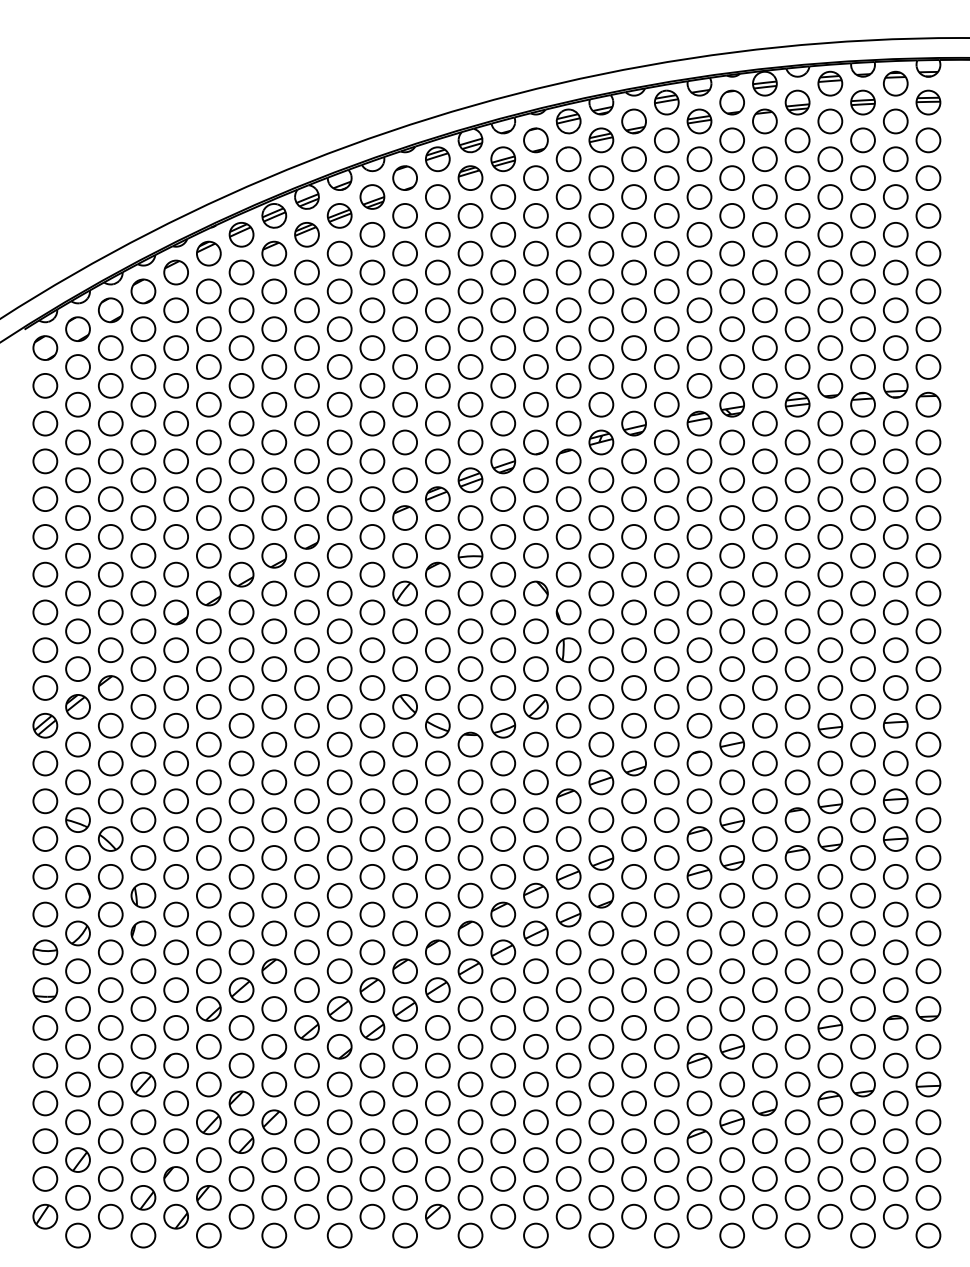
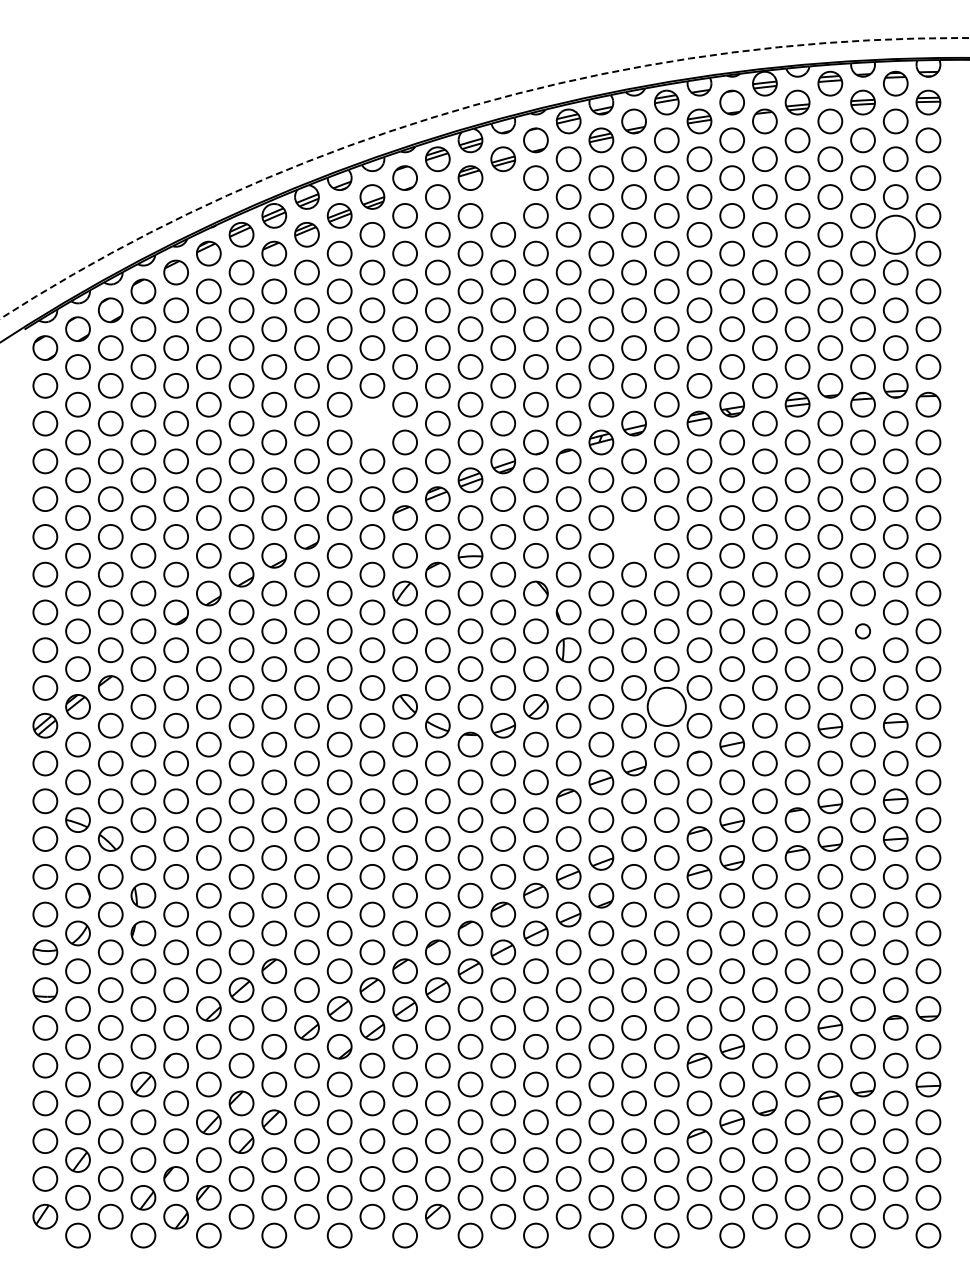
circle: solid -> dashed (484, 178)
circle: present -> none (503, 196)
circle diameter: 24 px -> 38 px (895, 234)
circle: present -> none (372, 423)
circle: present -> none (633, 536)
circle size: 26x27 px -> 16x17 px (862, 631)
circle diameter: 24 px -> 38 px (666, 706)
